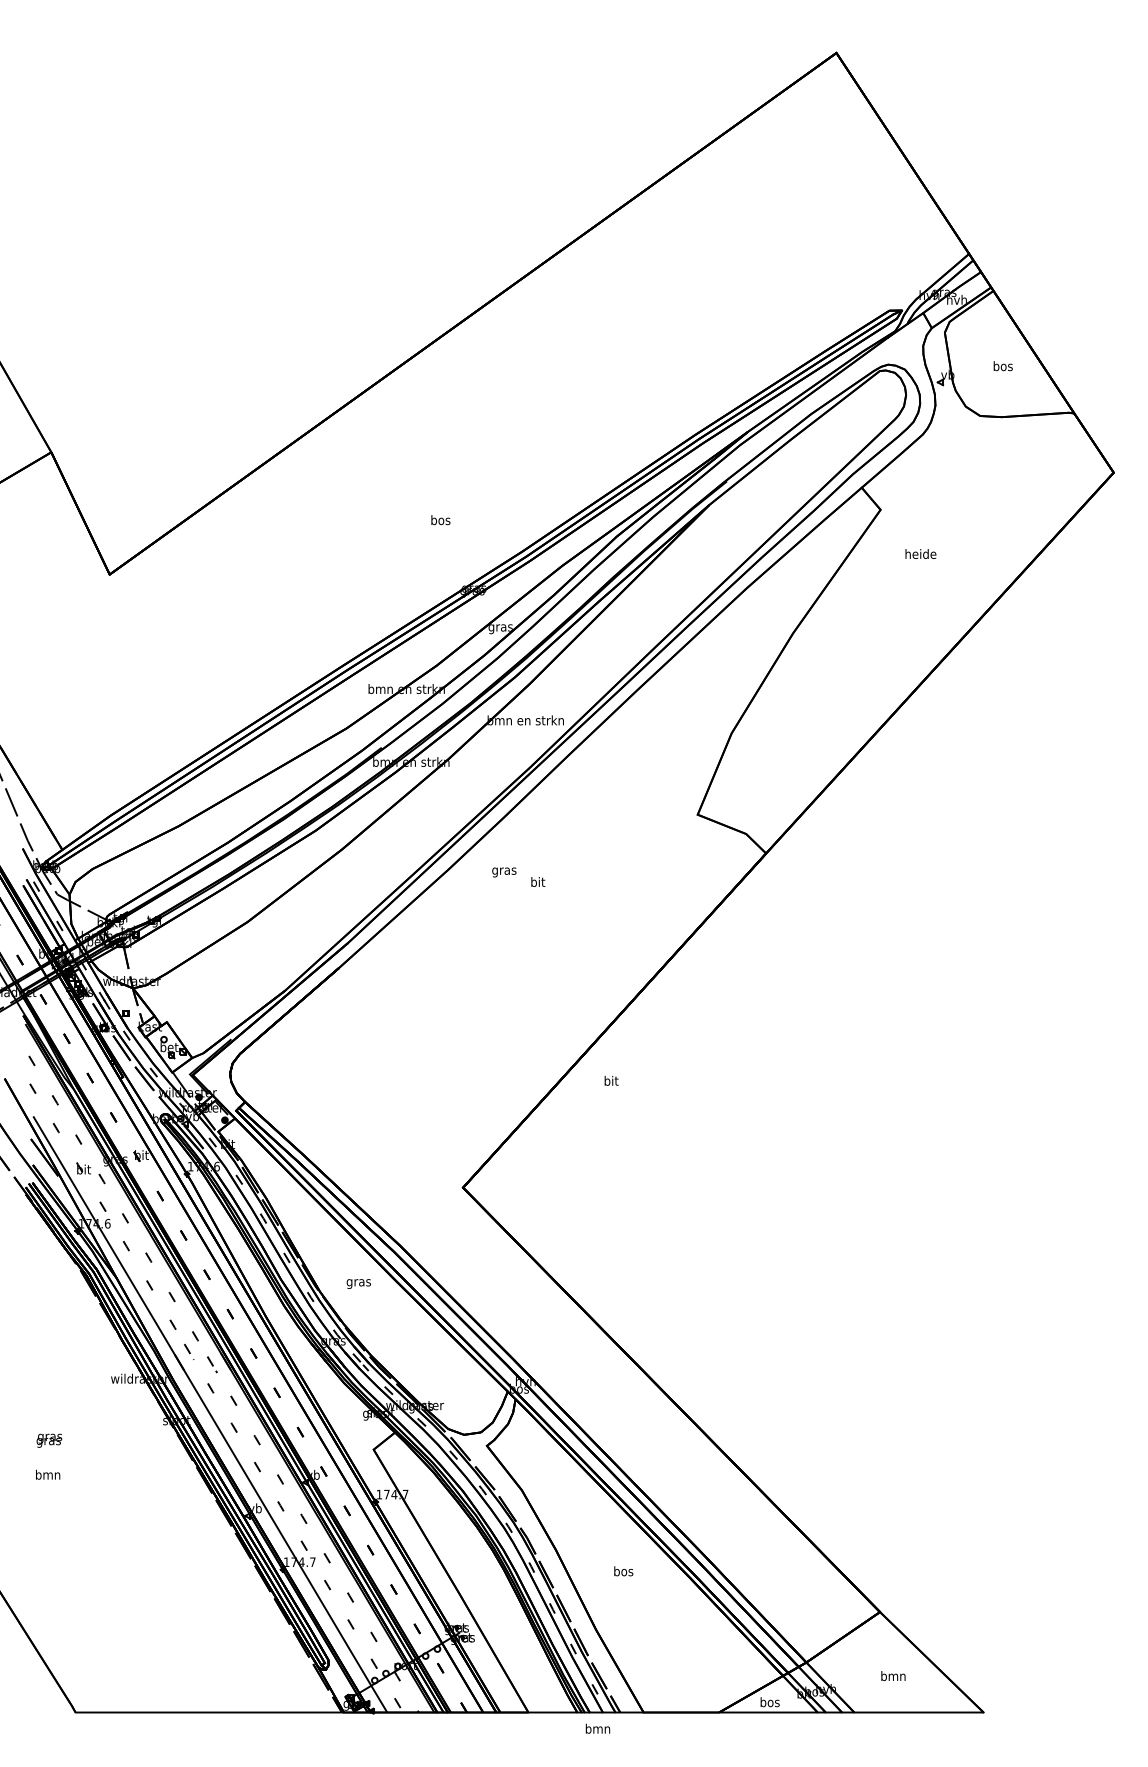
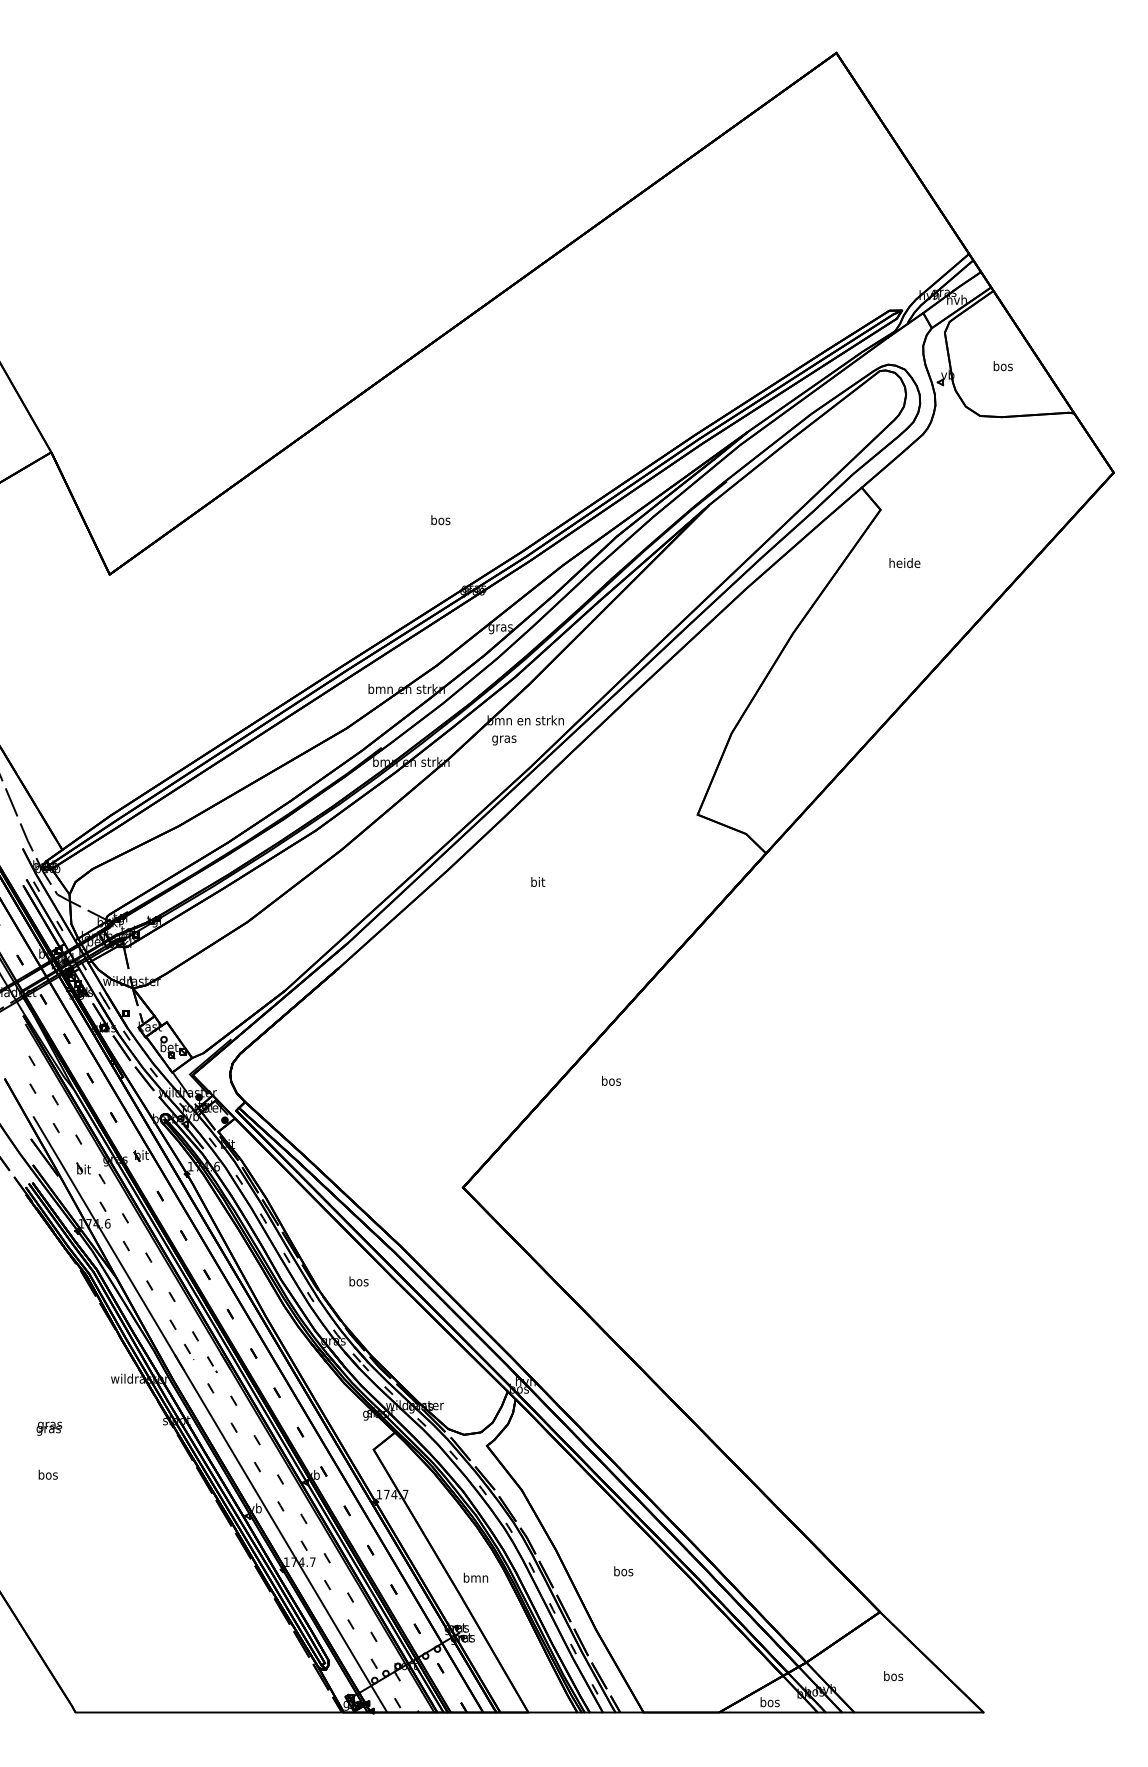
text position: (920, 553) -> (904, 562) (904, 562)
text position: (504, 872) -> (504, 740) (504, 740)
text: bit -> bos (611, 1080)
text: gras -> bos (358, 1282)
text position: (49, 1440) -> (49, 1428) (49, 1428)
text: bmn -> bos (48, 1474)
text: bmn -> bos (893, 1676)
text position: (597, 1728) -> (475, 1577) (475, 1577)
